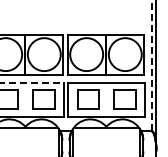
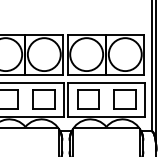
line: dashed -> solid (151, 65)
line: dashed -> solid (32, 82)
